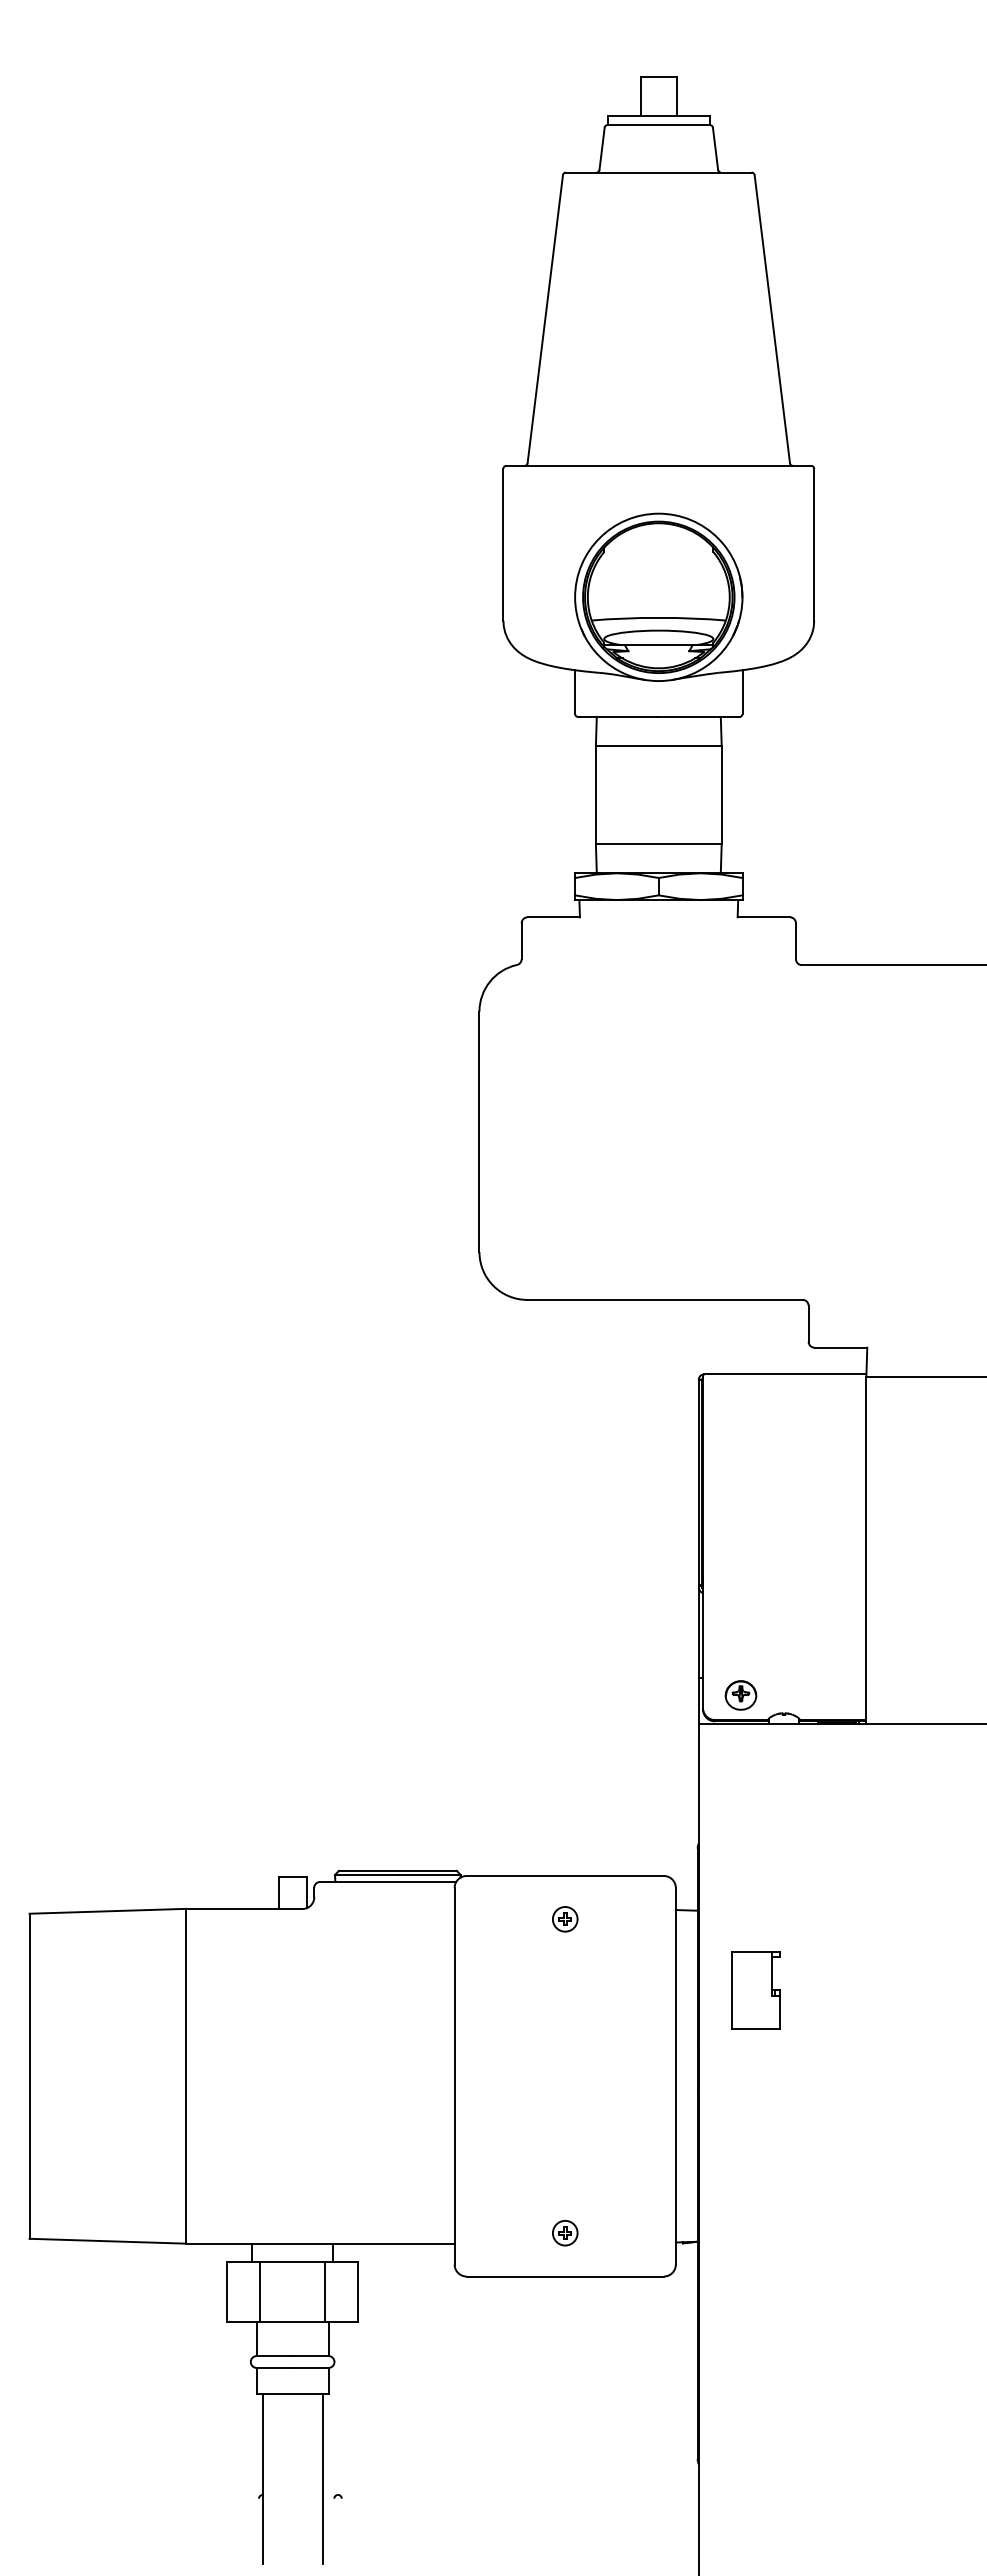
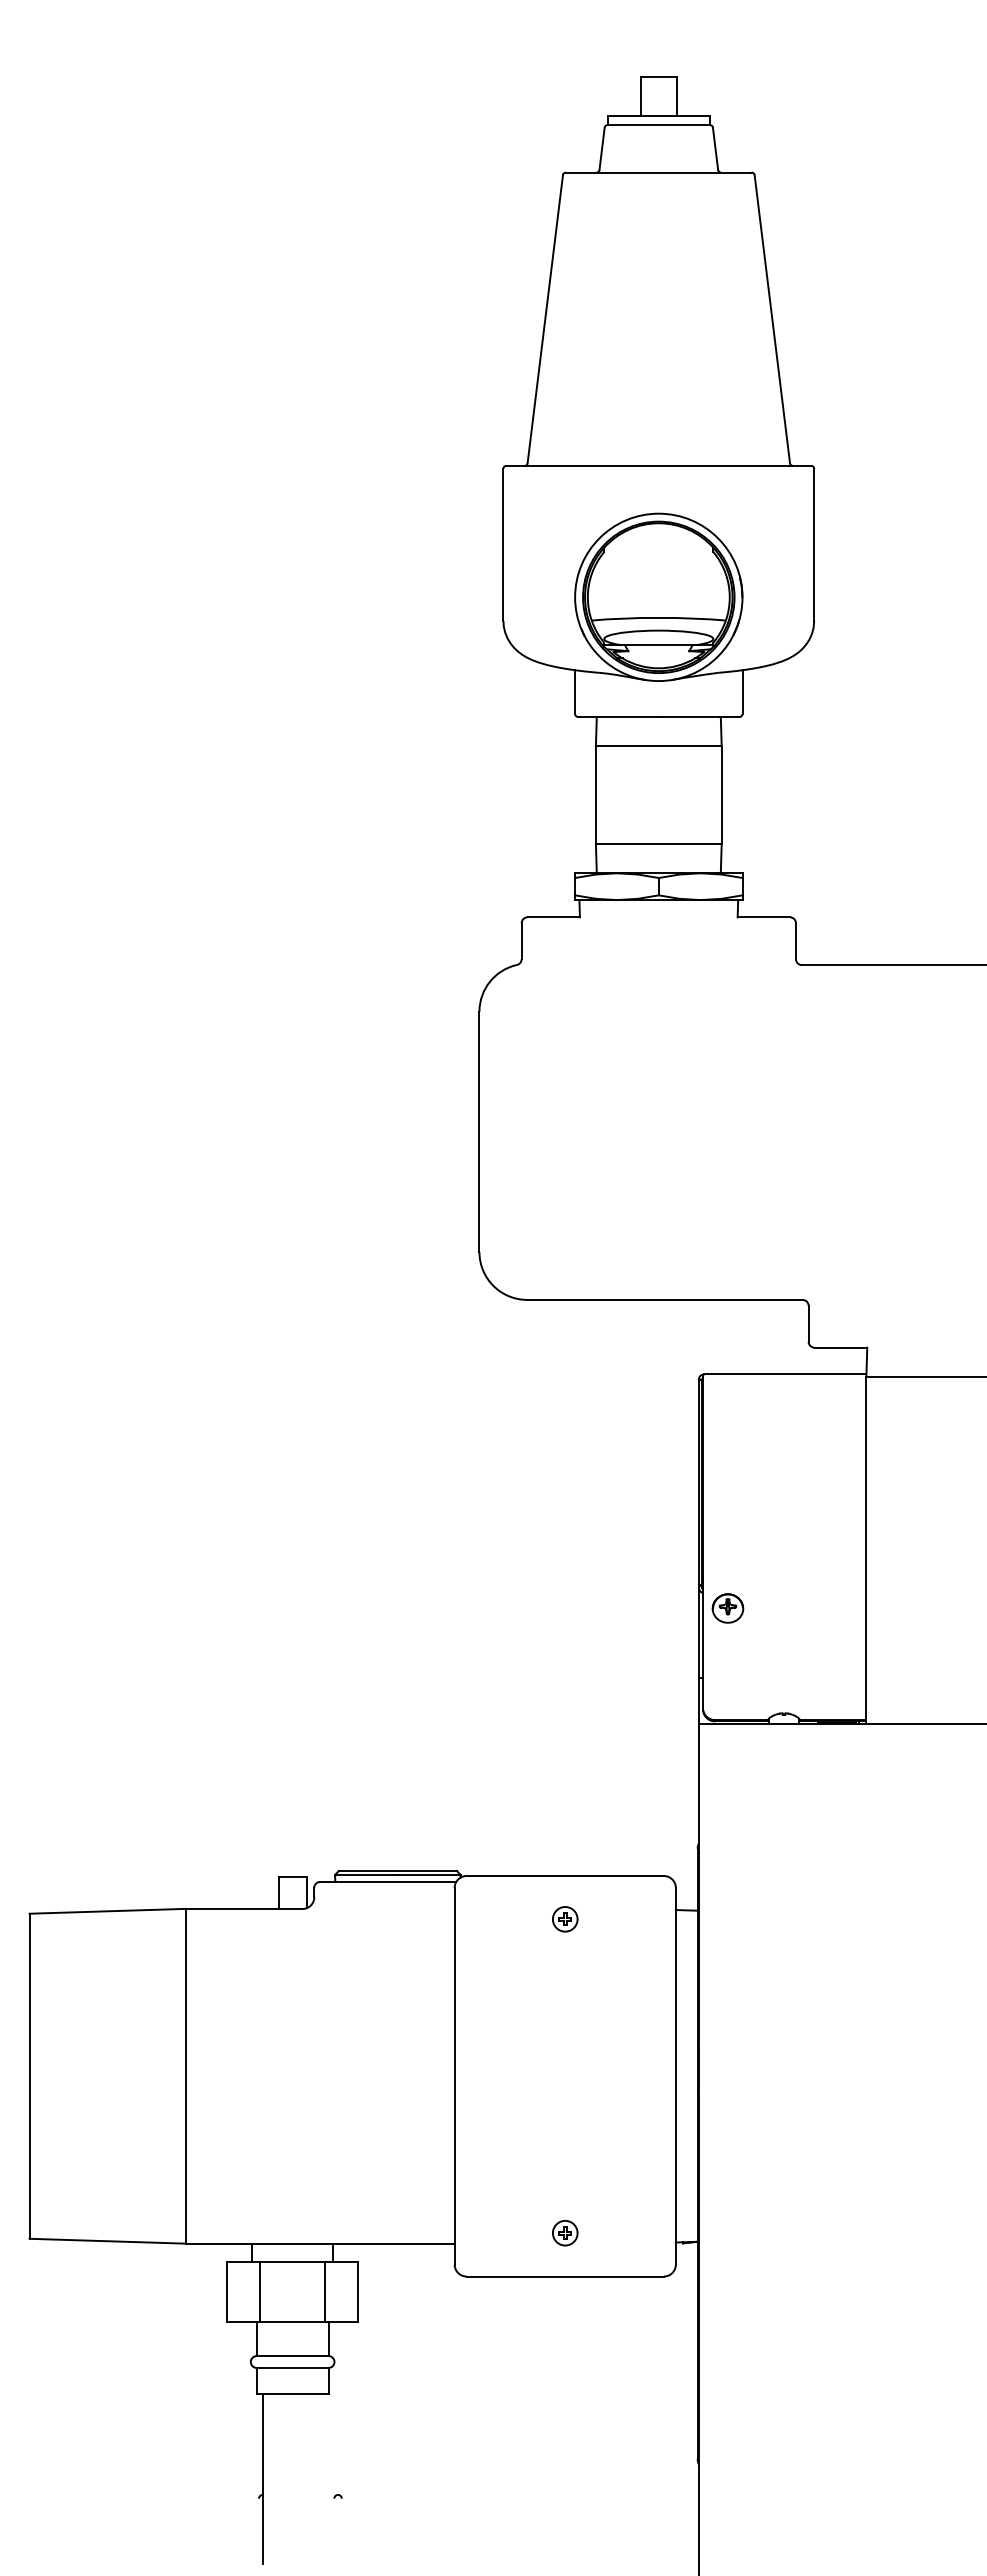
part position: (740, 1695) -> (727, 1608) (727, 1608)
part: present -> none (755, 1990)
line: present -> none (322, 2478)
